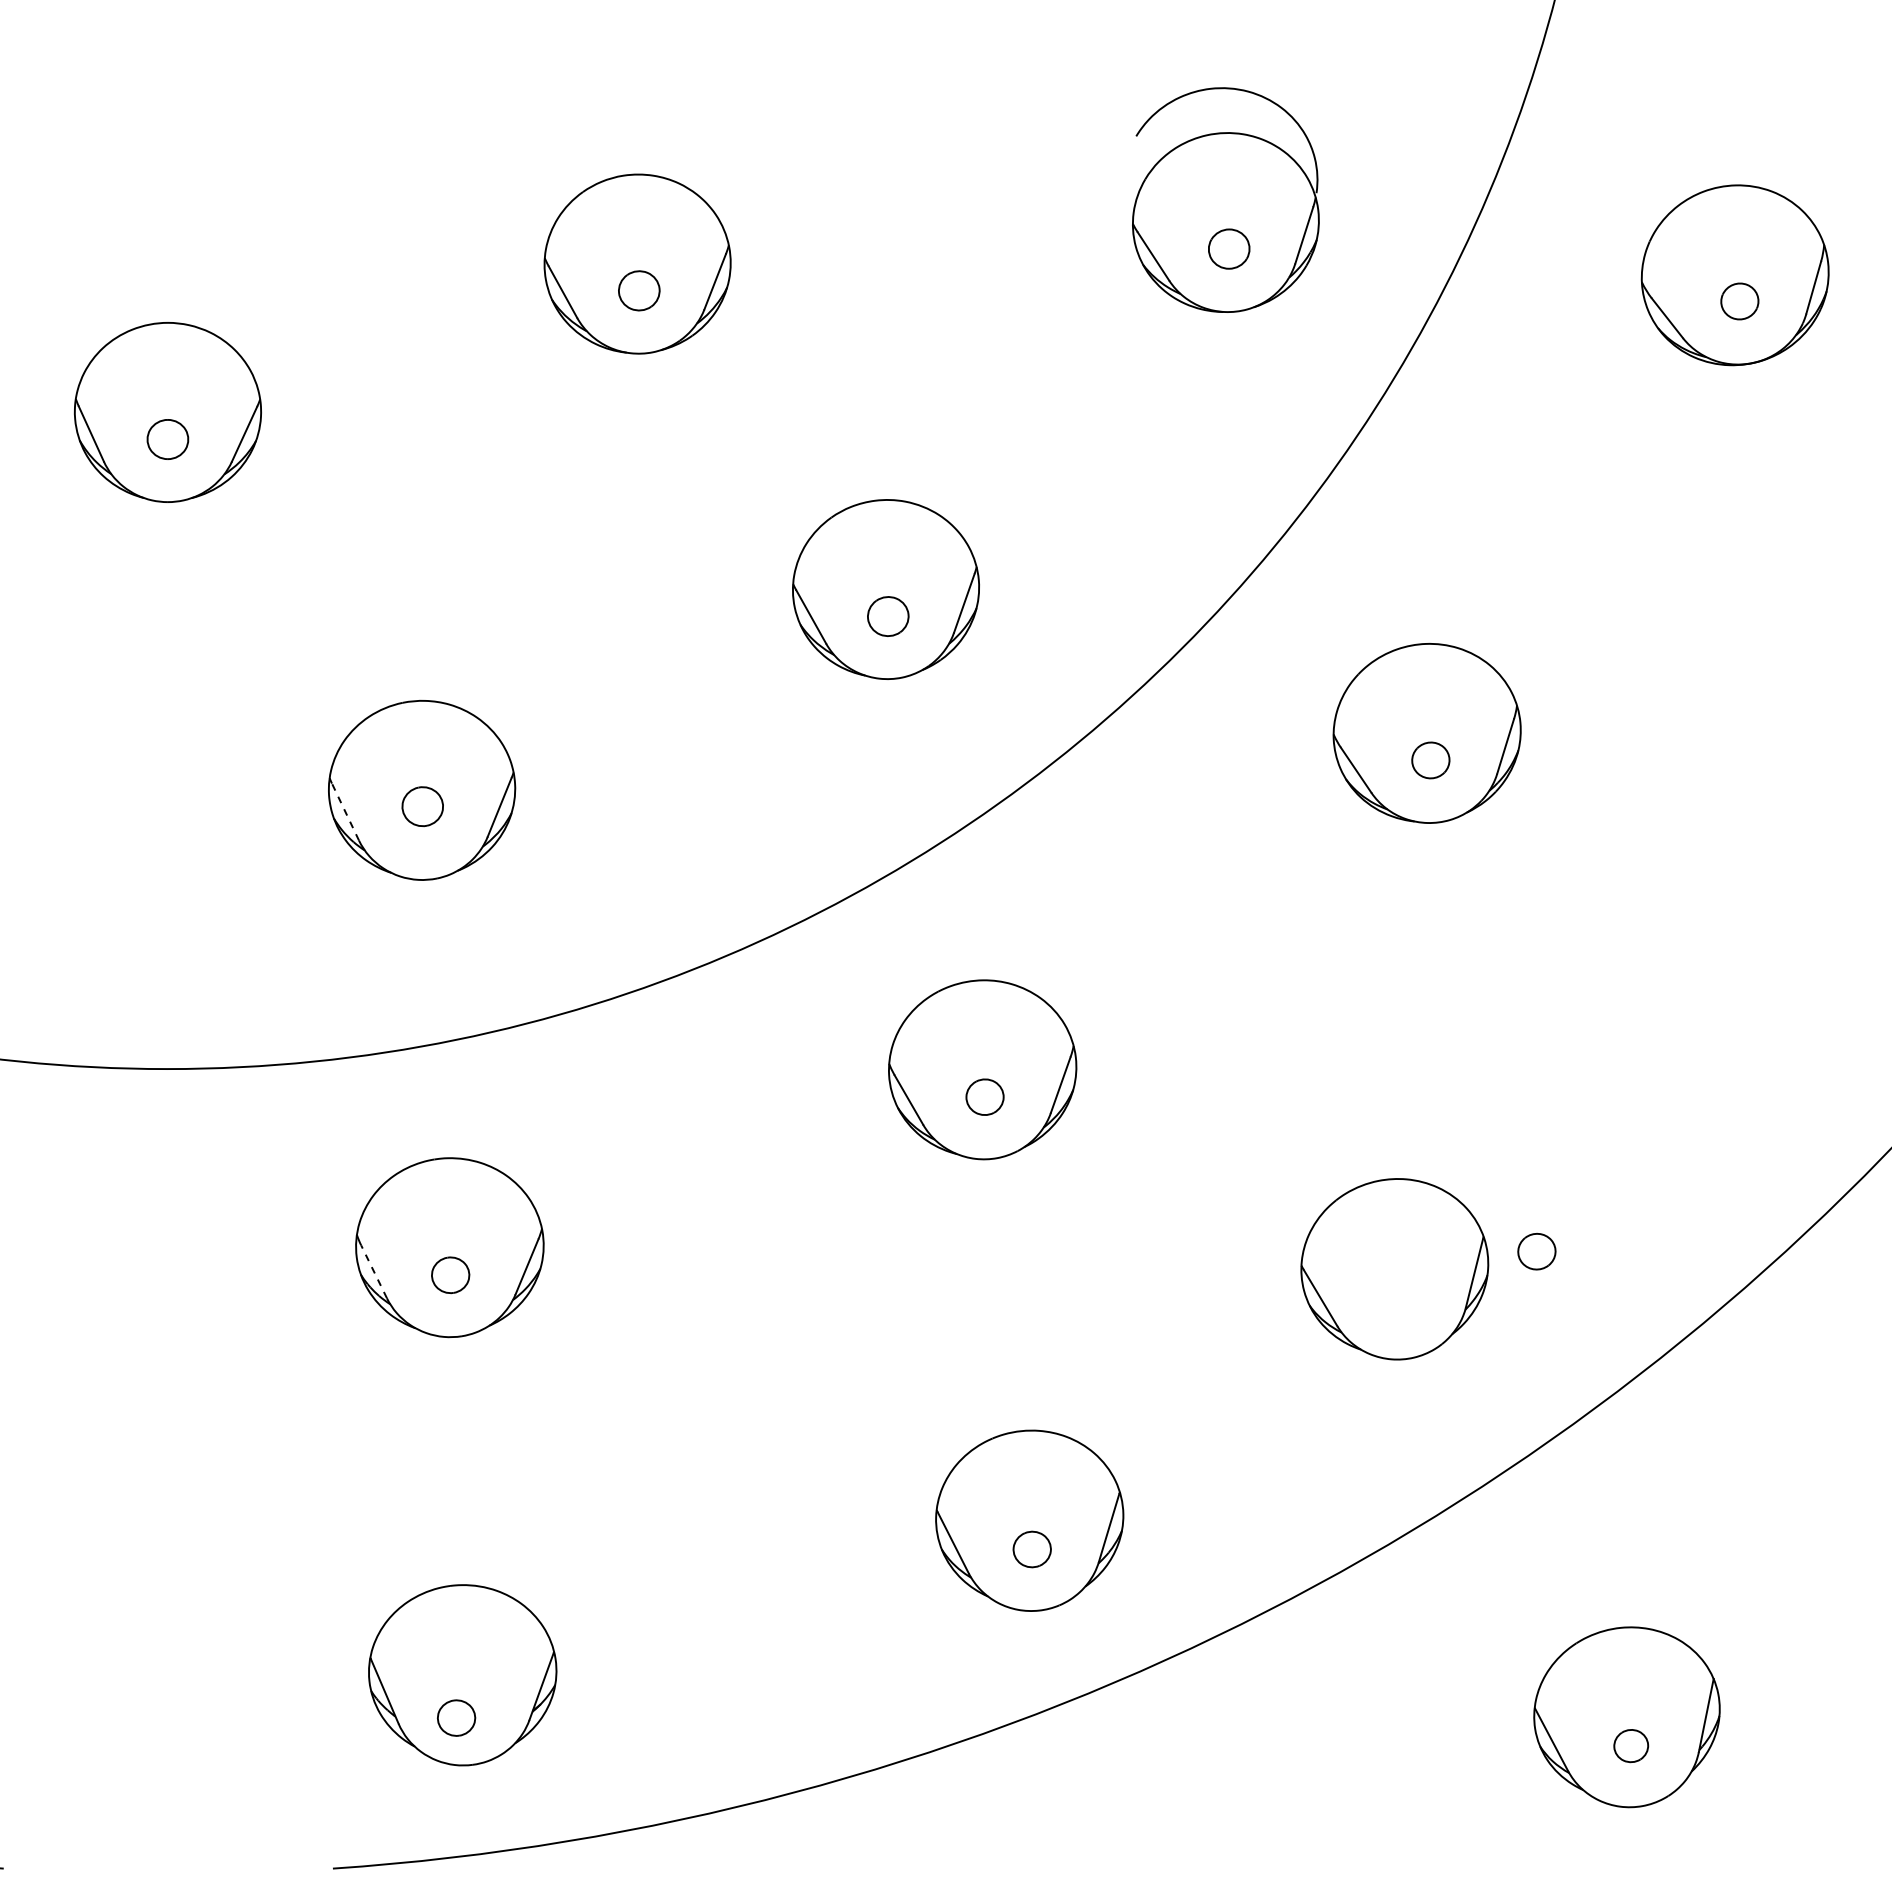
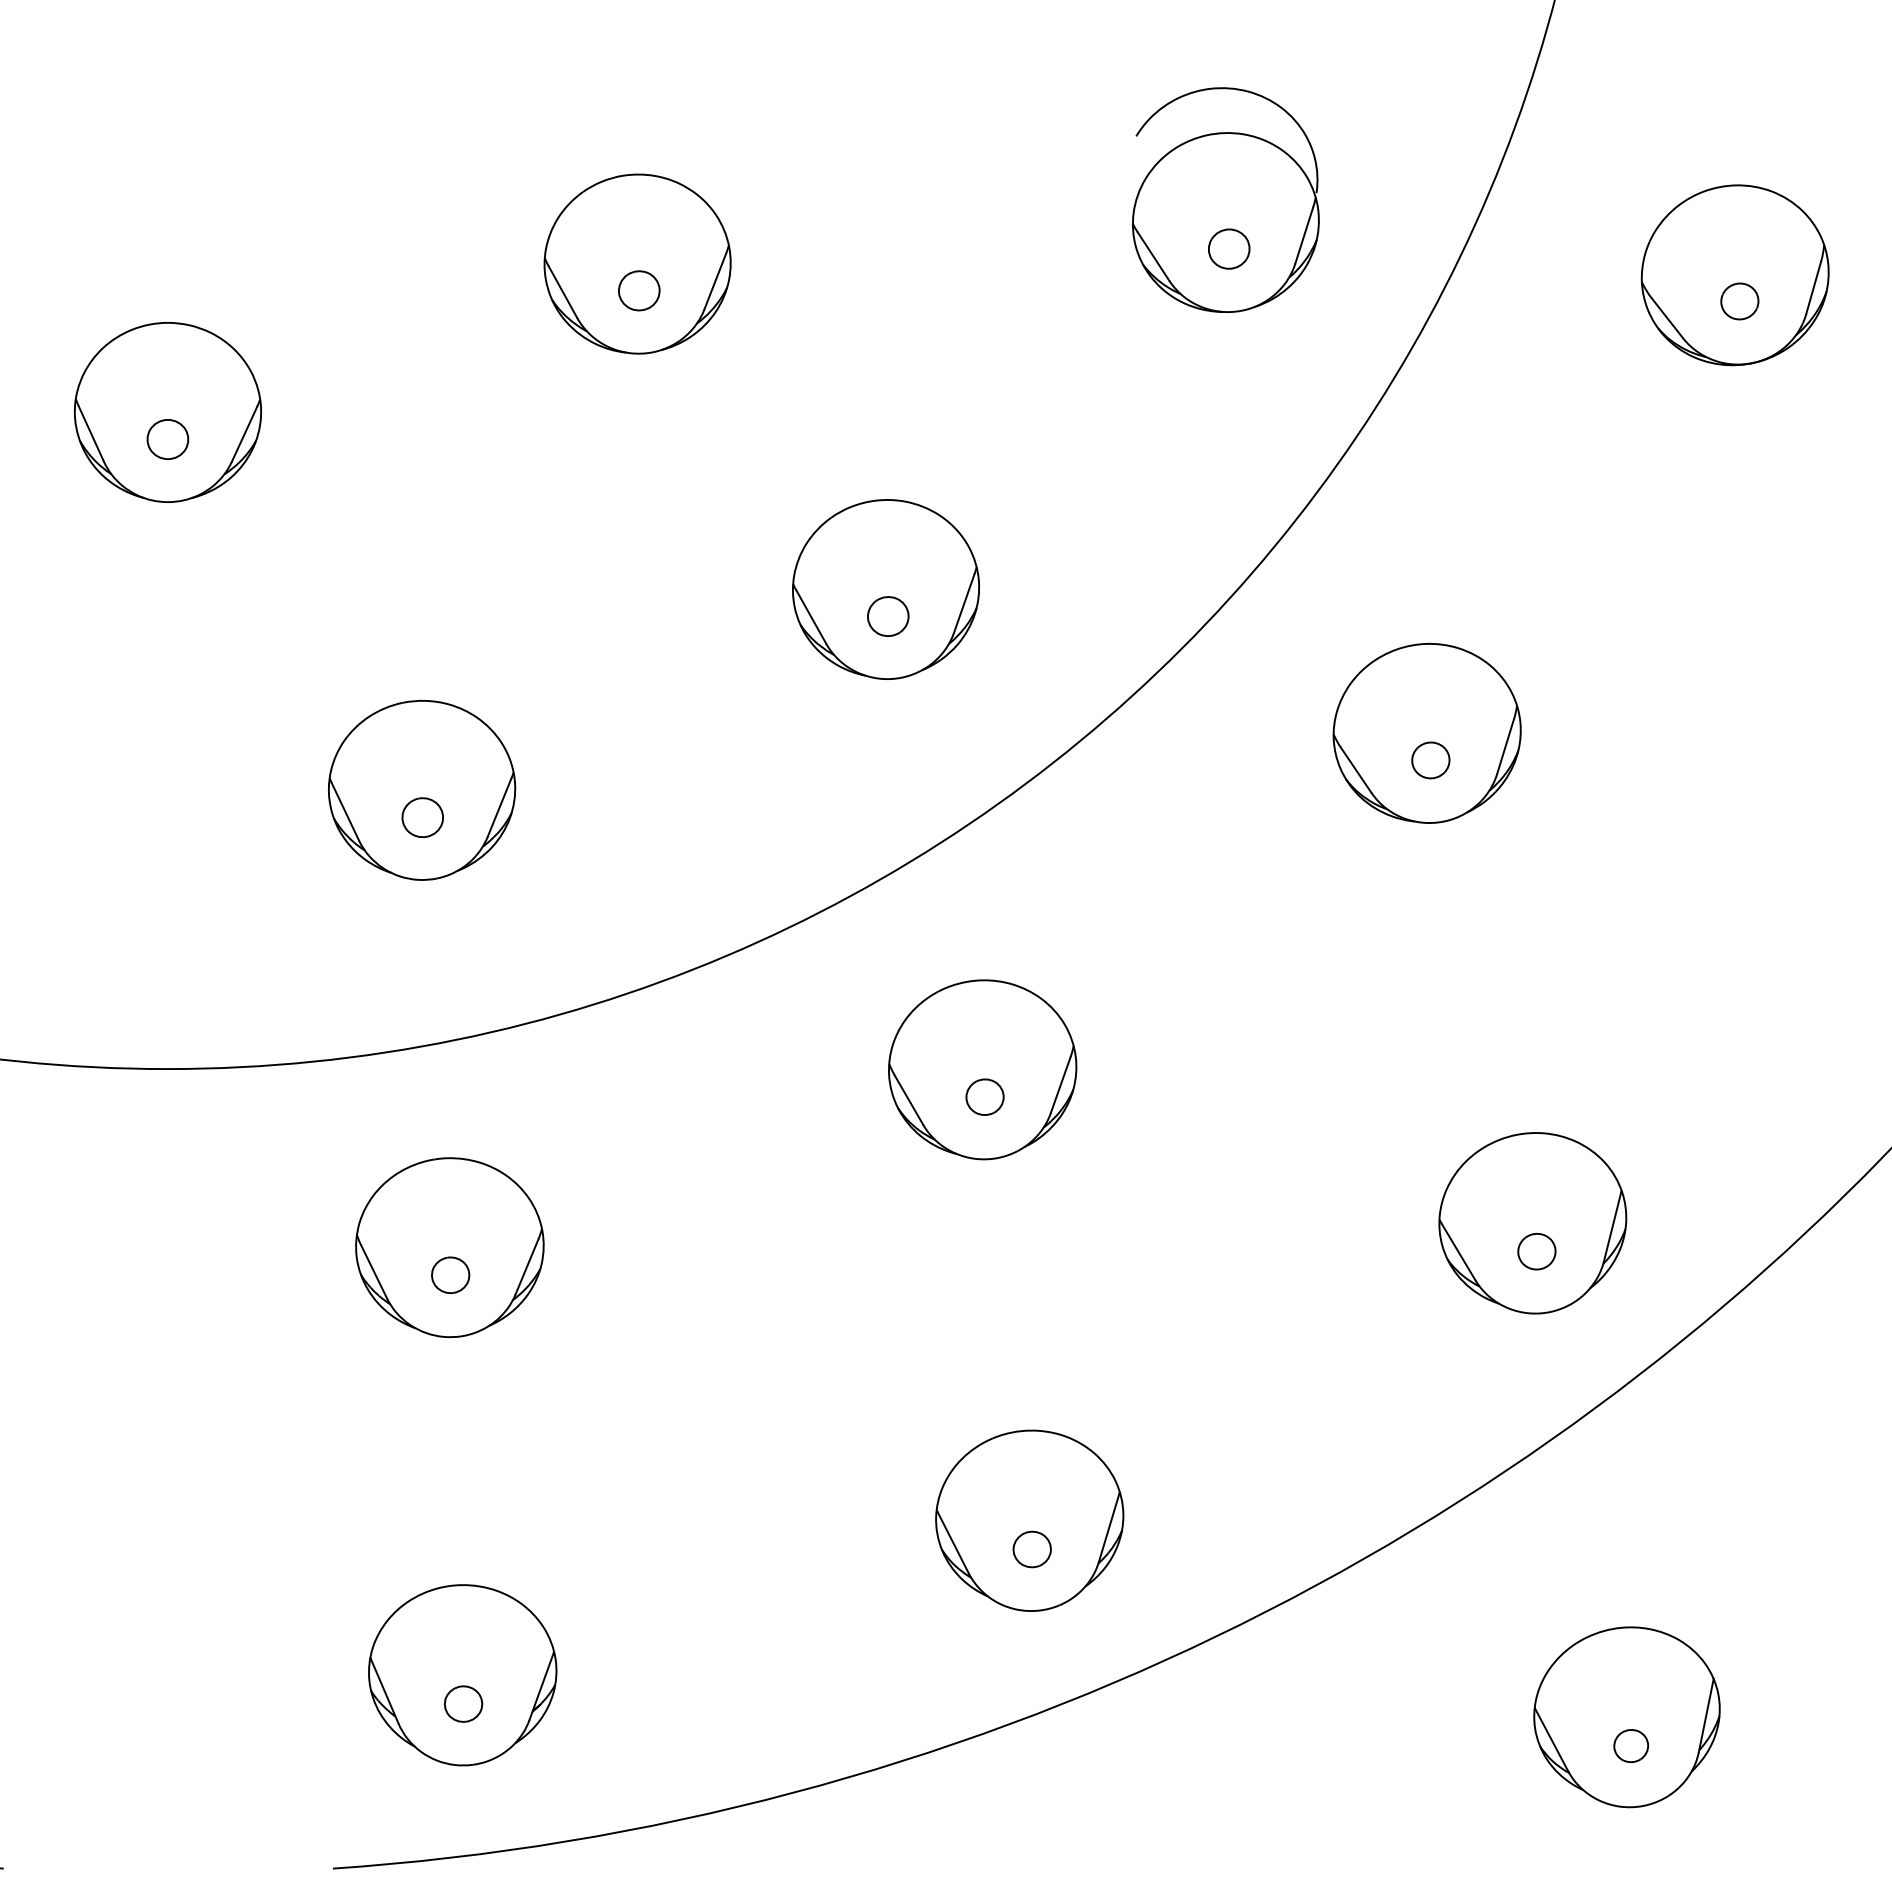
part position: (422, 806) -> (422, 817) (422, 817)
line: dashed -> solid (345, 812)
part position: (1394, 1269) -> (1532, 1223) (1532, 1223)
line: dashed -> solid (373, 1271)
part position: (456, 1717) -> (463, 1703) (463, 1703)
